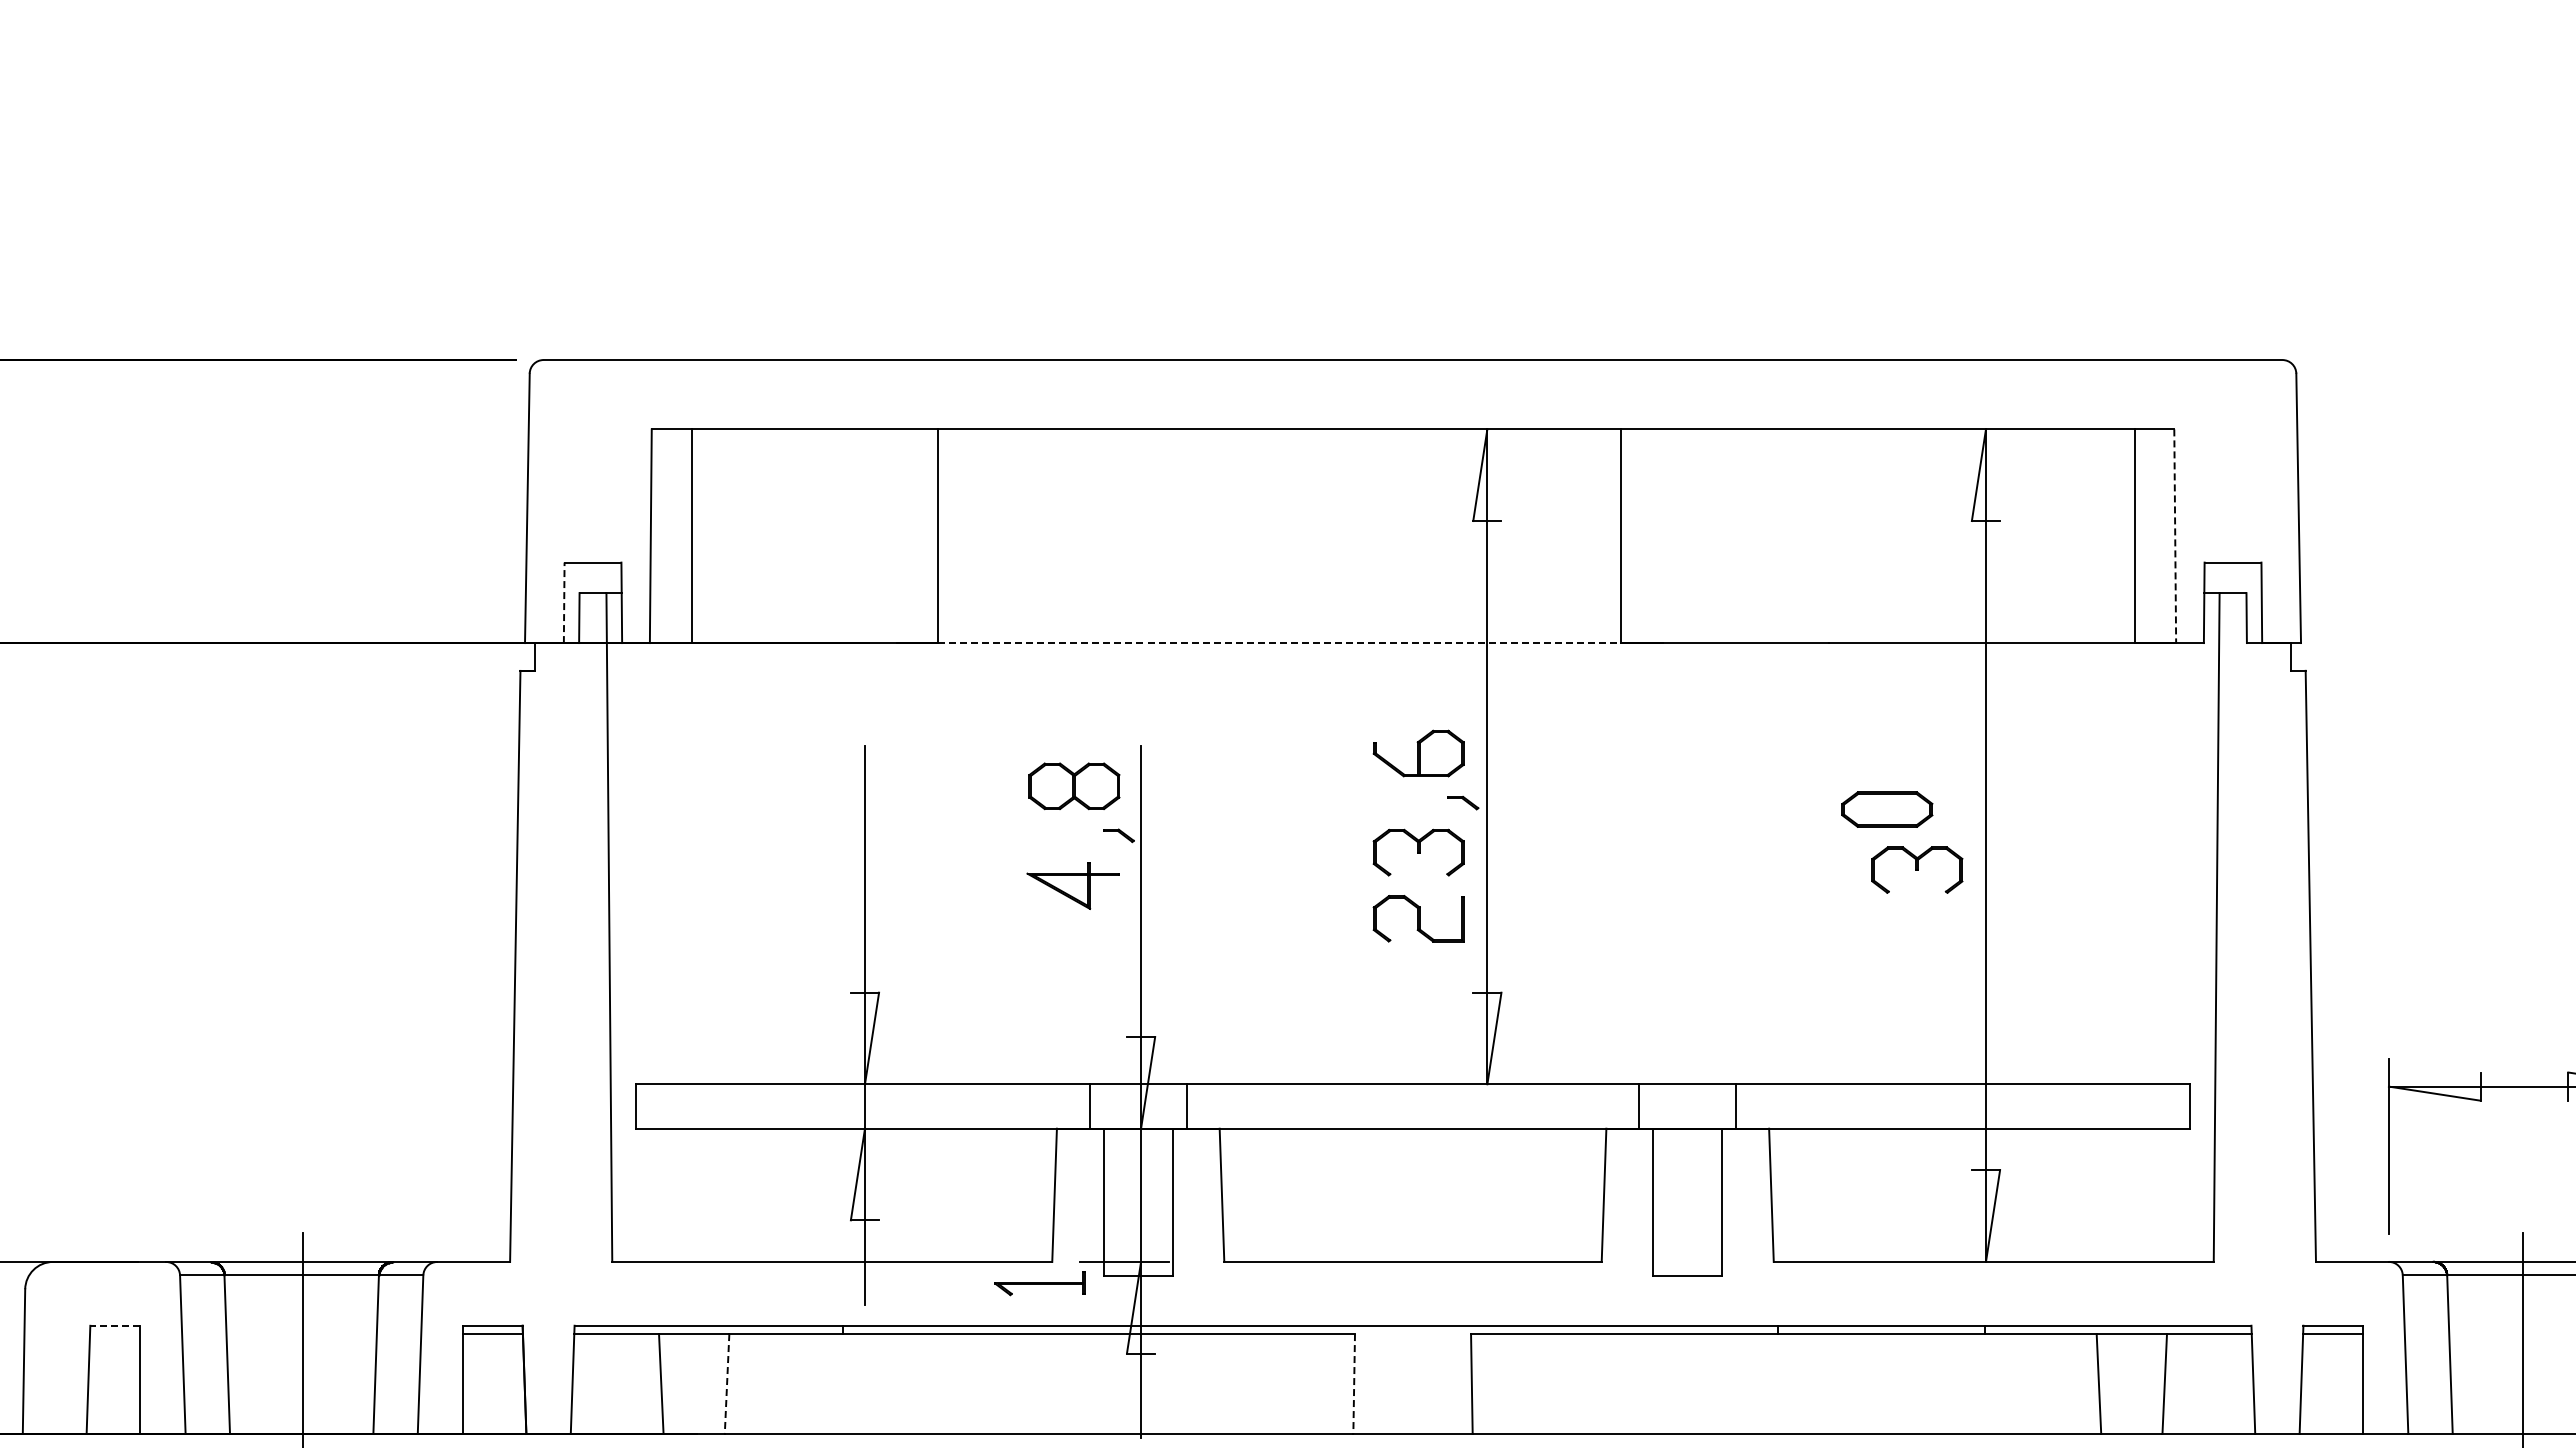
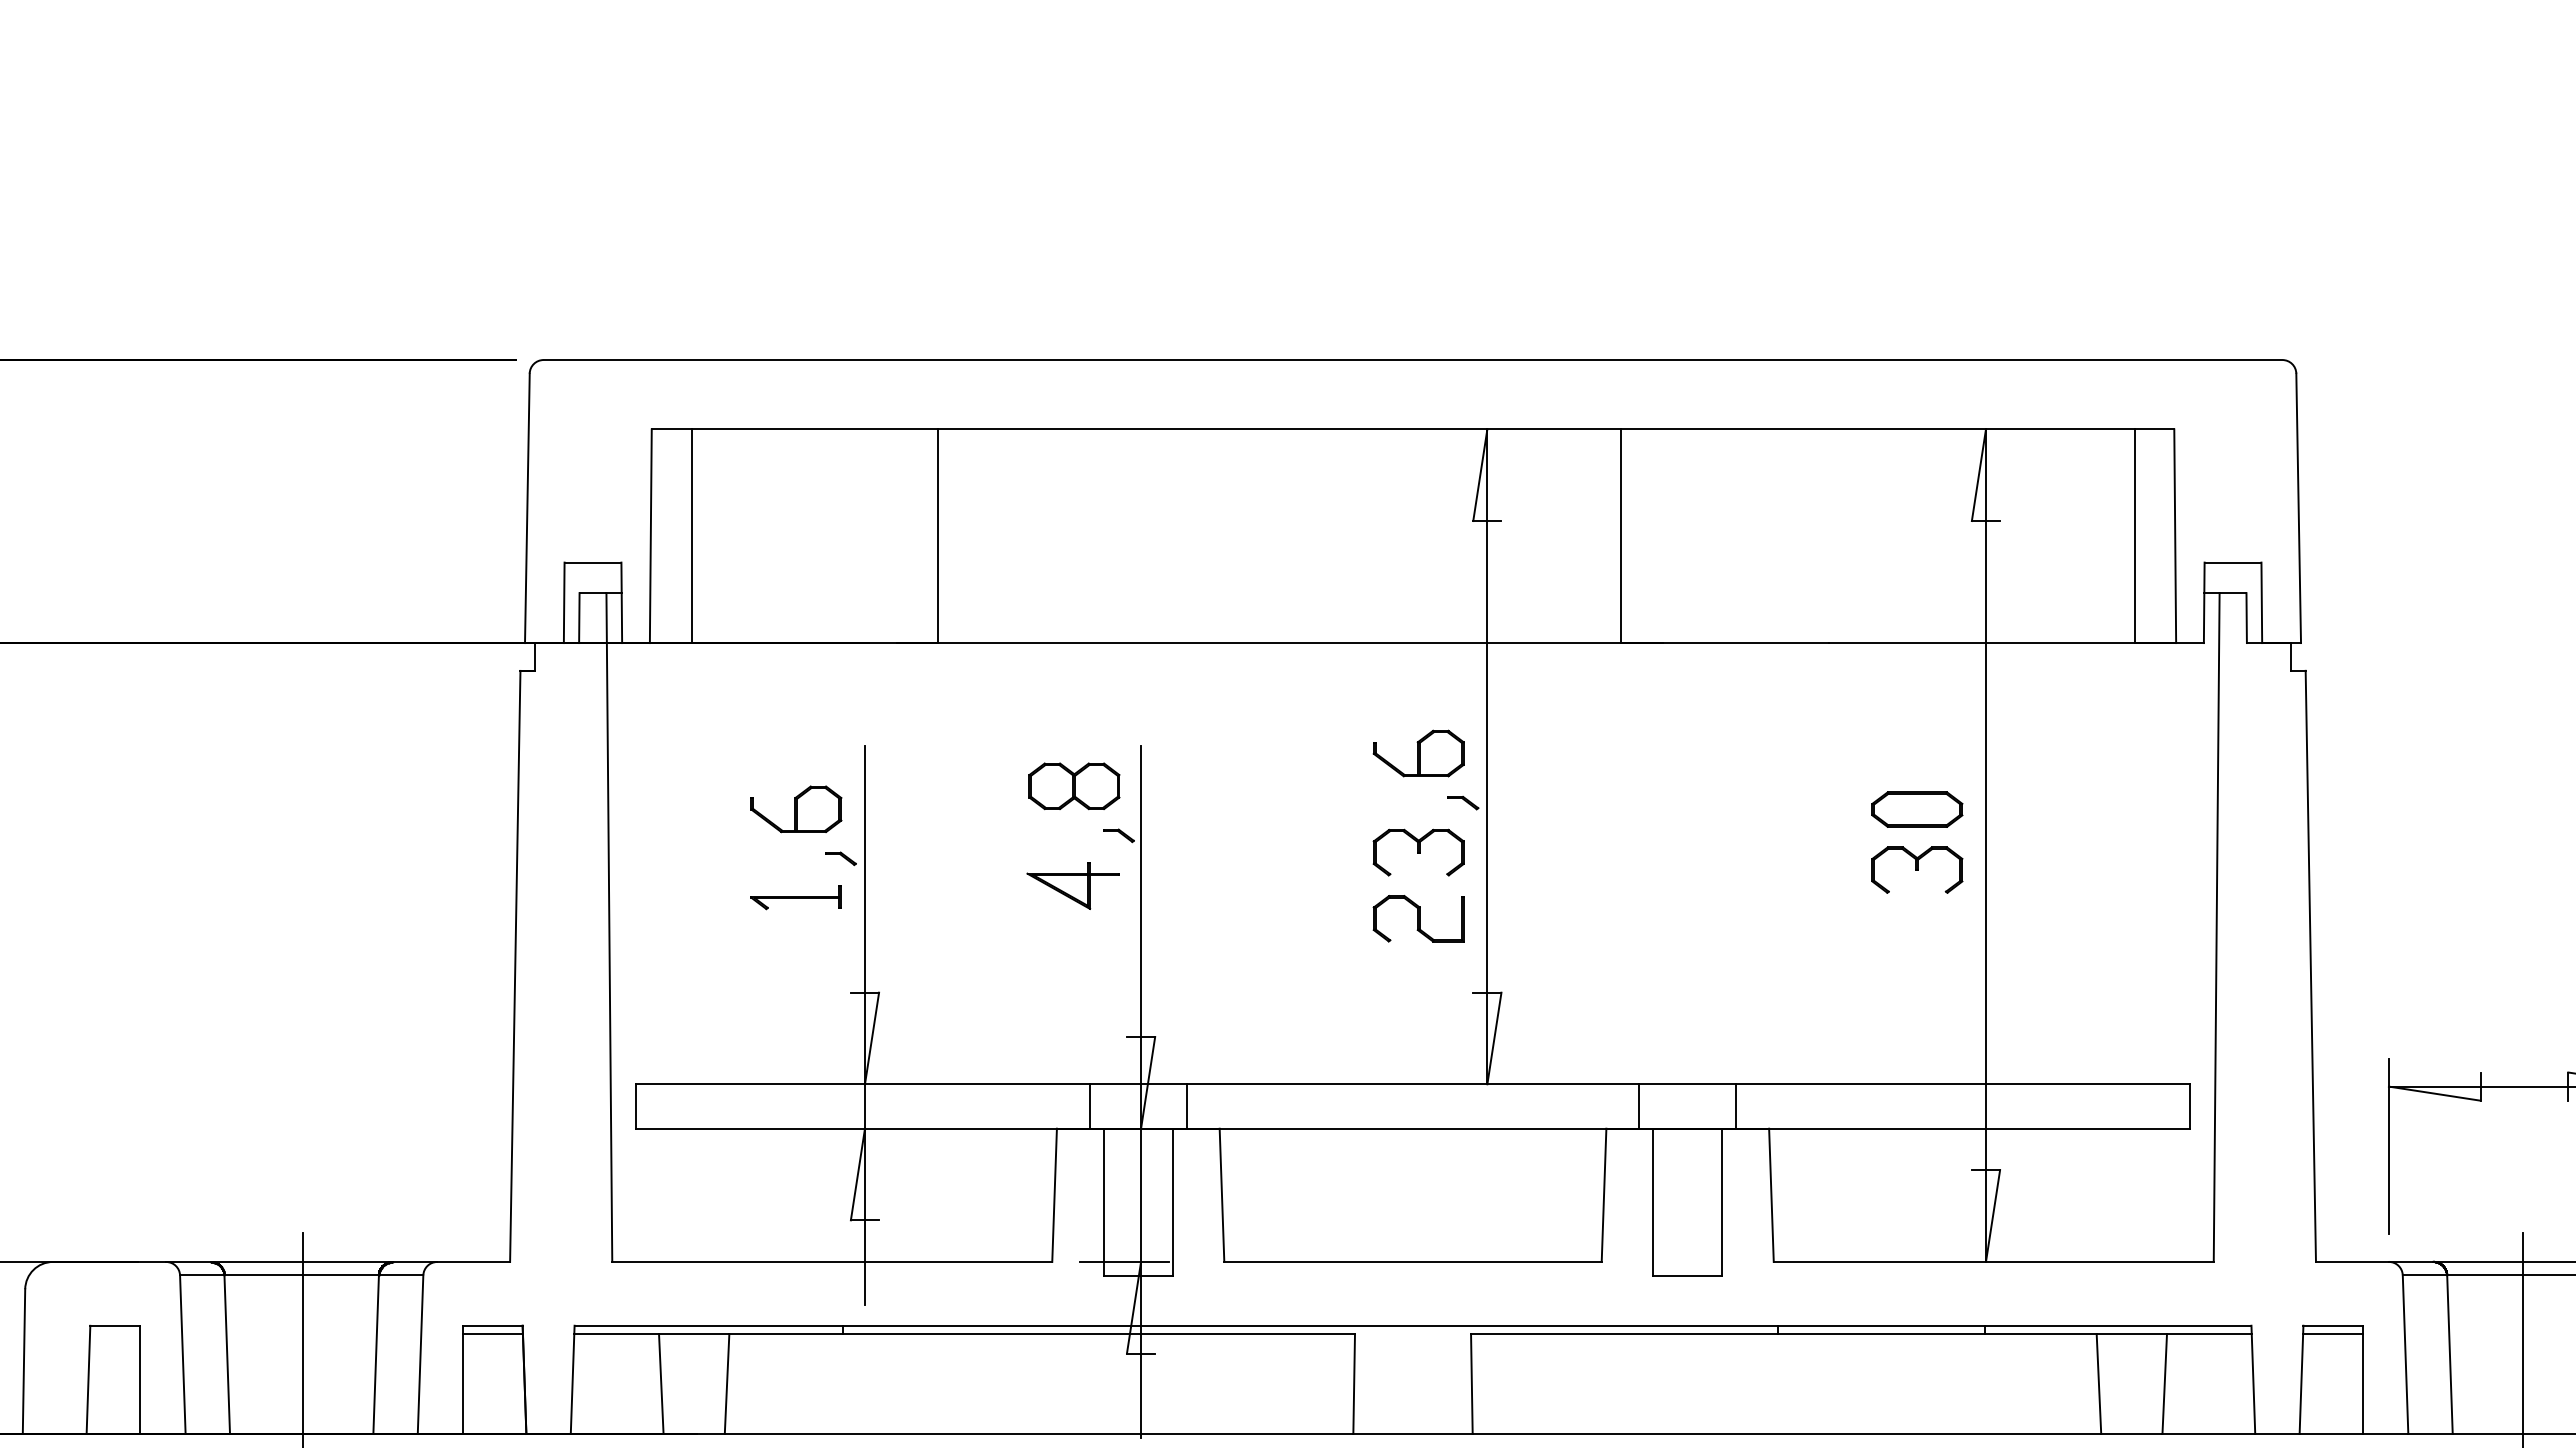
line: dashed -> solid (2175, 536)
line: dashed -> solid (564, 602)
line: dashed -> solid (1280, 643)
part: none -> present (796, 809)
part position: (1887, 809) -> (1917, 809) (1917, 809)
part: none -> present (840, 858)
part position: (1039, 1283) -> (795, 897) (795, 897)
line: dashed -> solid (115, 1325)
line: dashed -> solid (727, 1384)
line: dashed -> solid (1354, 1384)
